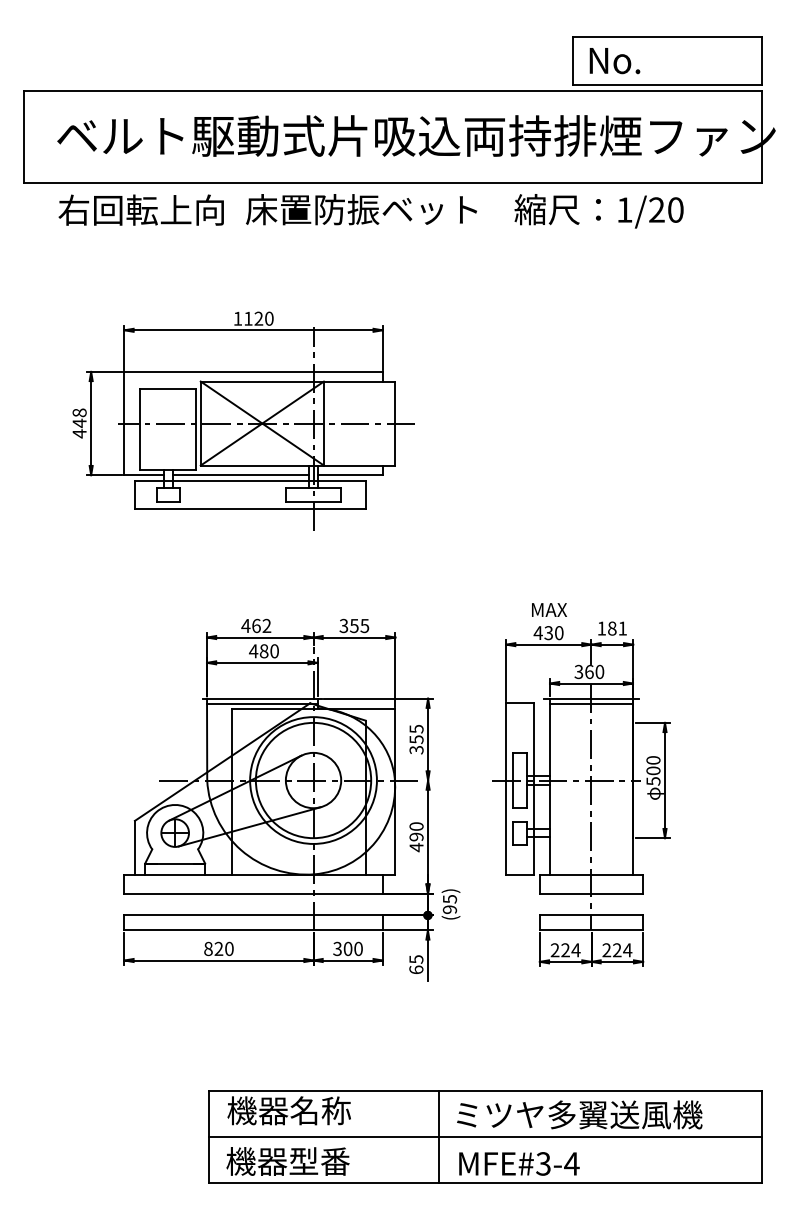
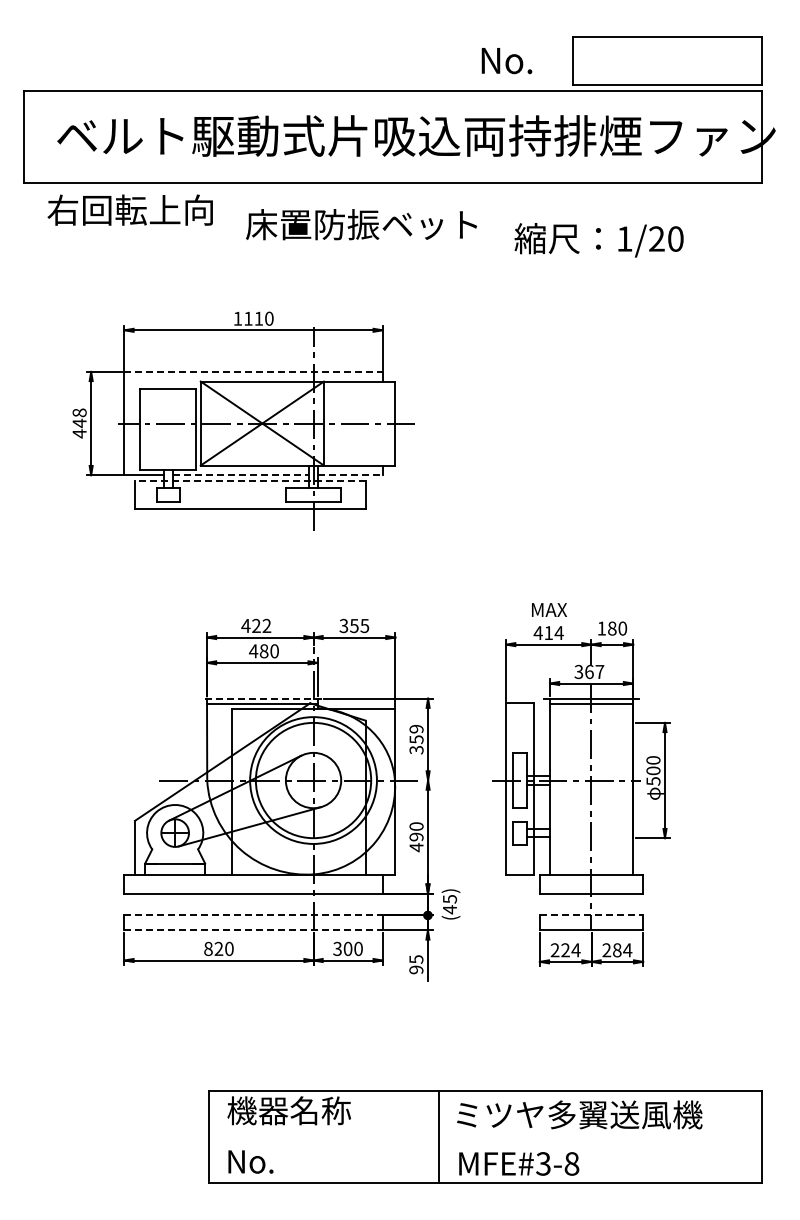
text position: (614, 61) -> (506, 61) (506, 61)
text position: (140, 209) -> (129, 209) (129, 209)
text position: (361, 209) -> (361, 224) (361, 224)
text position: (598, 211) -> (598, 240) (598, 240)
text: 1120 -> 1110 (258, 318)
line: solid -> dashed (254, 371)
line: solid -> dashed (241, 475)
line: solid -> dashed (350, 475)
line: solid -> dashed (249, 481)
text: 462 -> 422 (256, 625)
text: 181 -> 180 (622, 628)
text: 430 -> 414 (553, 633)
text: 360 -> 367 (599, 671)
line: solid -> dashed (261, 698)
text: 355 -> 359 (416, 729)
text: (95) -> (45) (449, 909)
line: solid -> dashed (254, 915)
line: solid -> dashed (591, 915)
line: solid -> dashed (254, 930)
text: 224 -> 284 (617, 950)
text: 65 -> 95 (416, 969)
line: present -> none (484, 1137)
text: 機器型番 -> No. (287, 1161)
text: MFE#3-4 -> MFE#3-8 (571, 1163)
